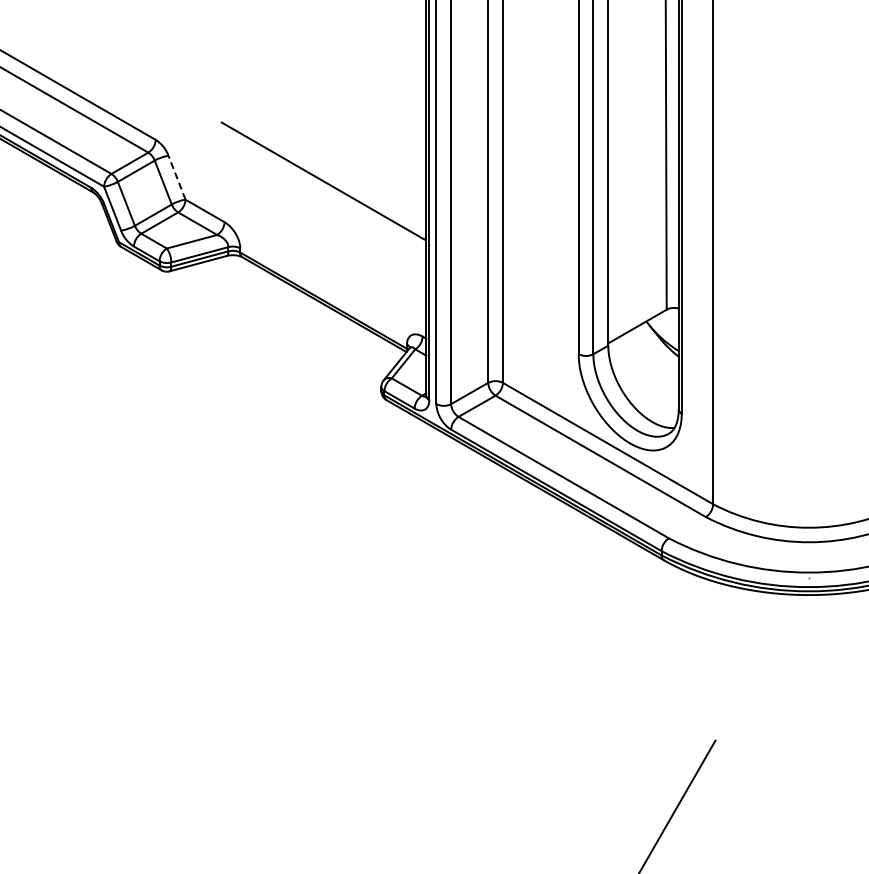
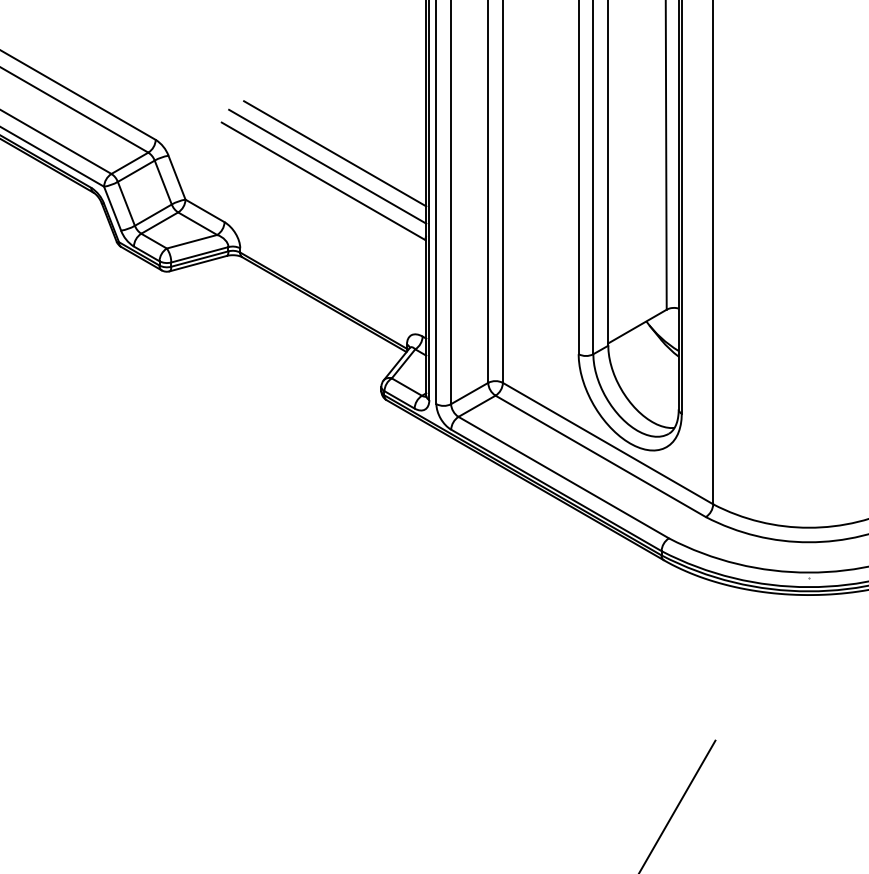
line: none -> present (335, 153)
line: none -> present (327, 166)
line: dashed -> solid (177, 177)
